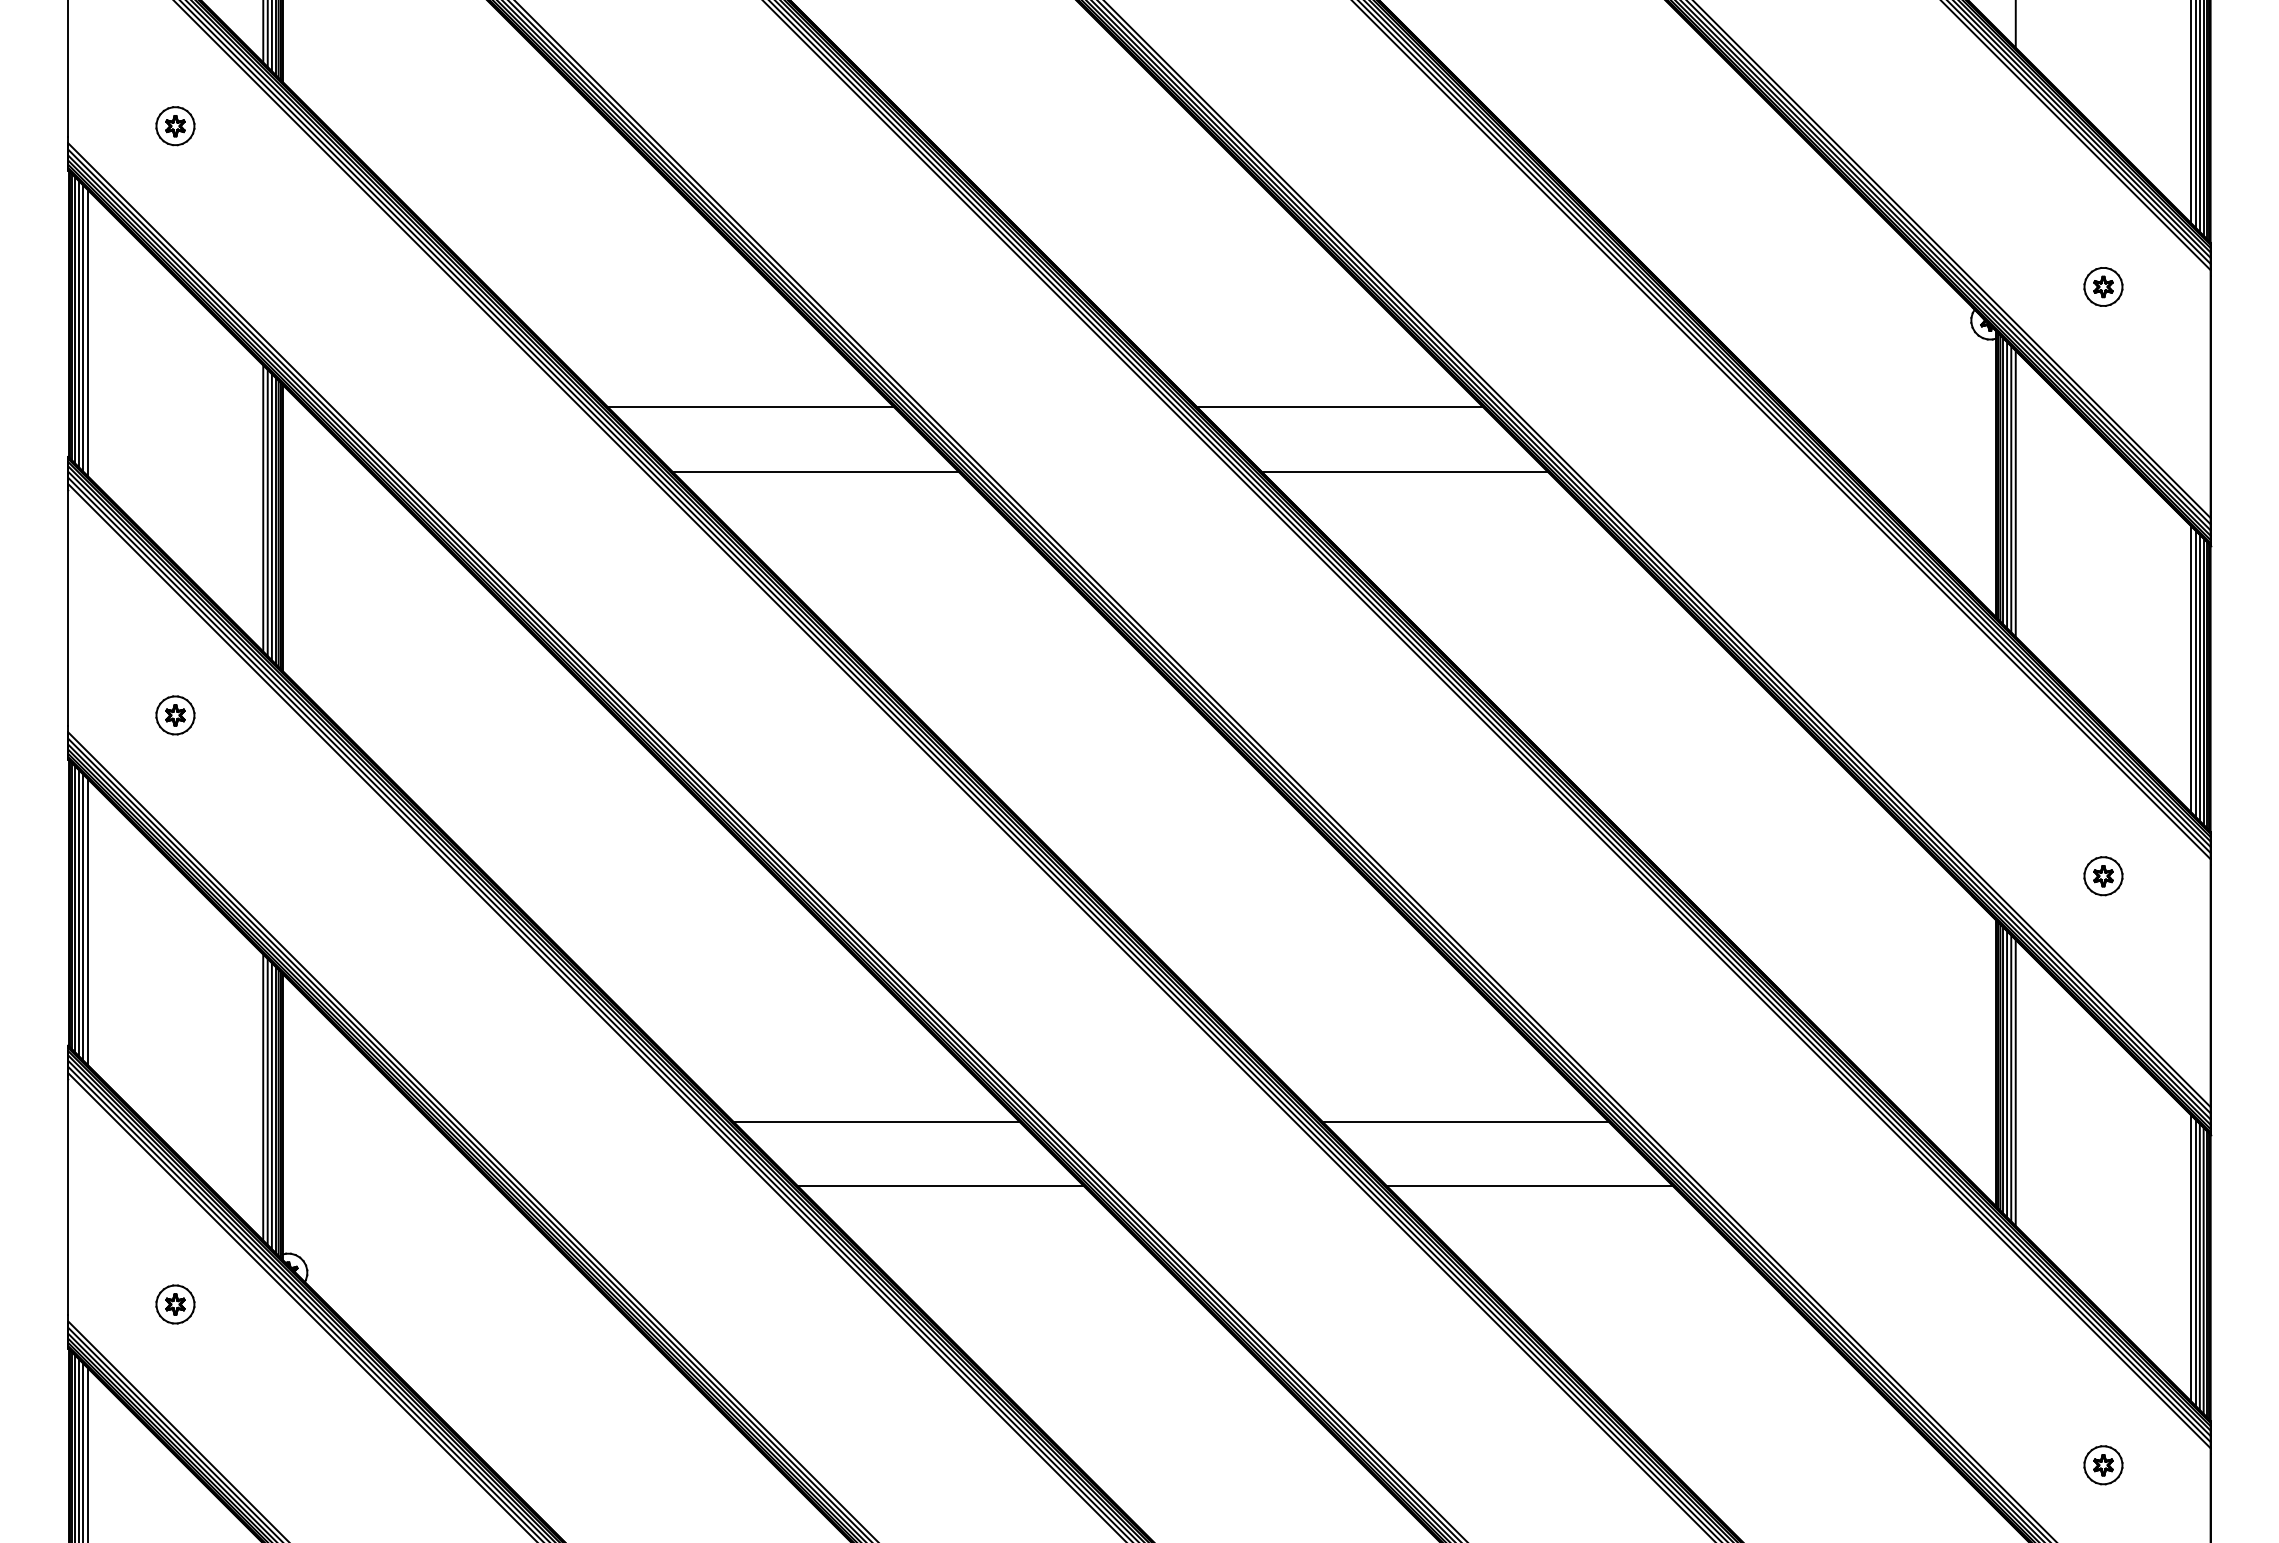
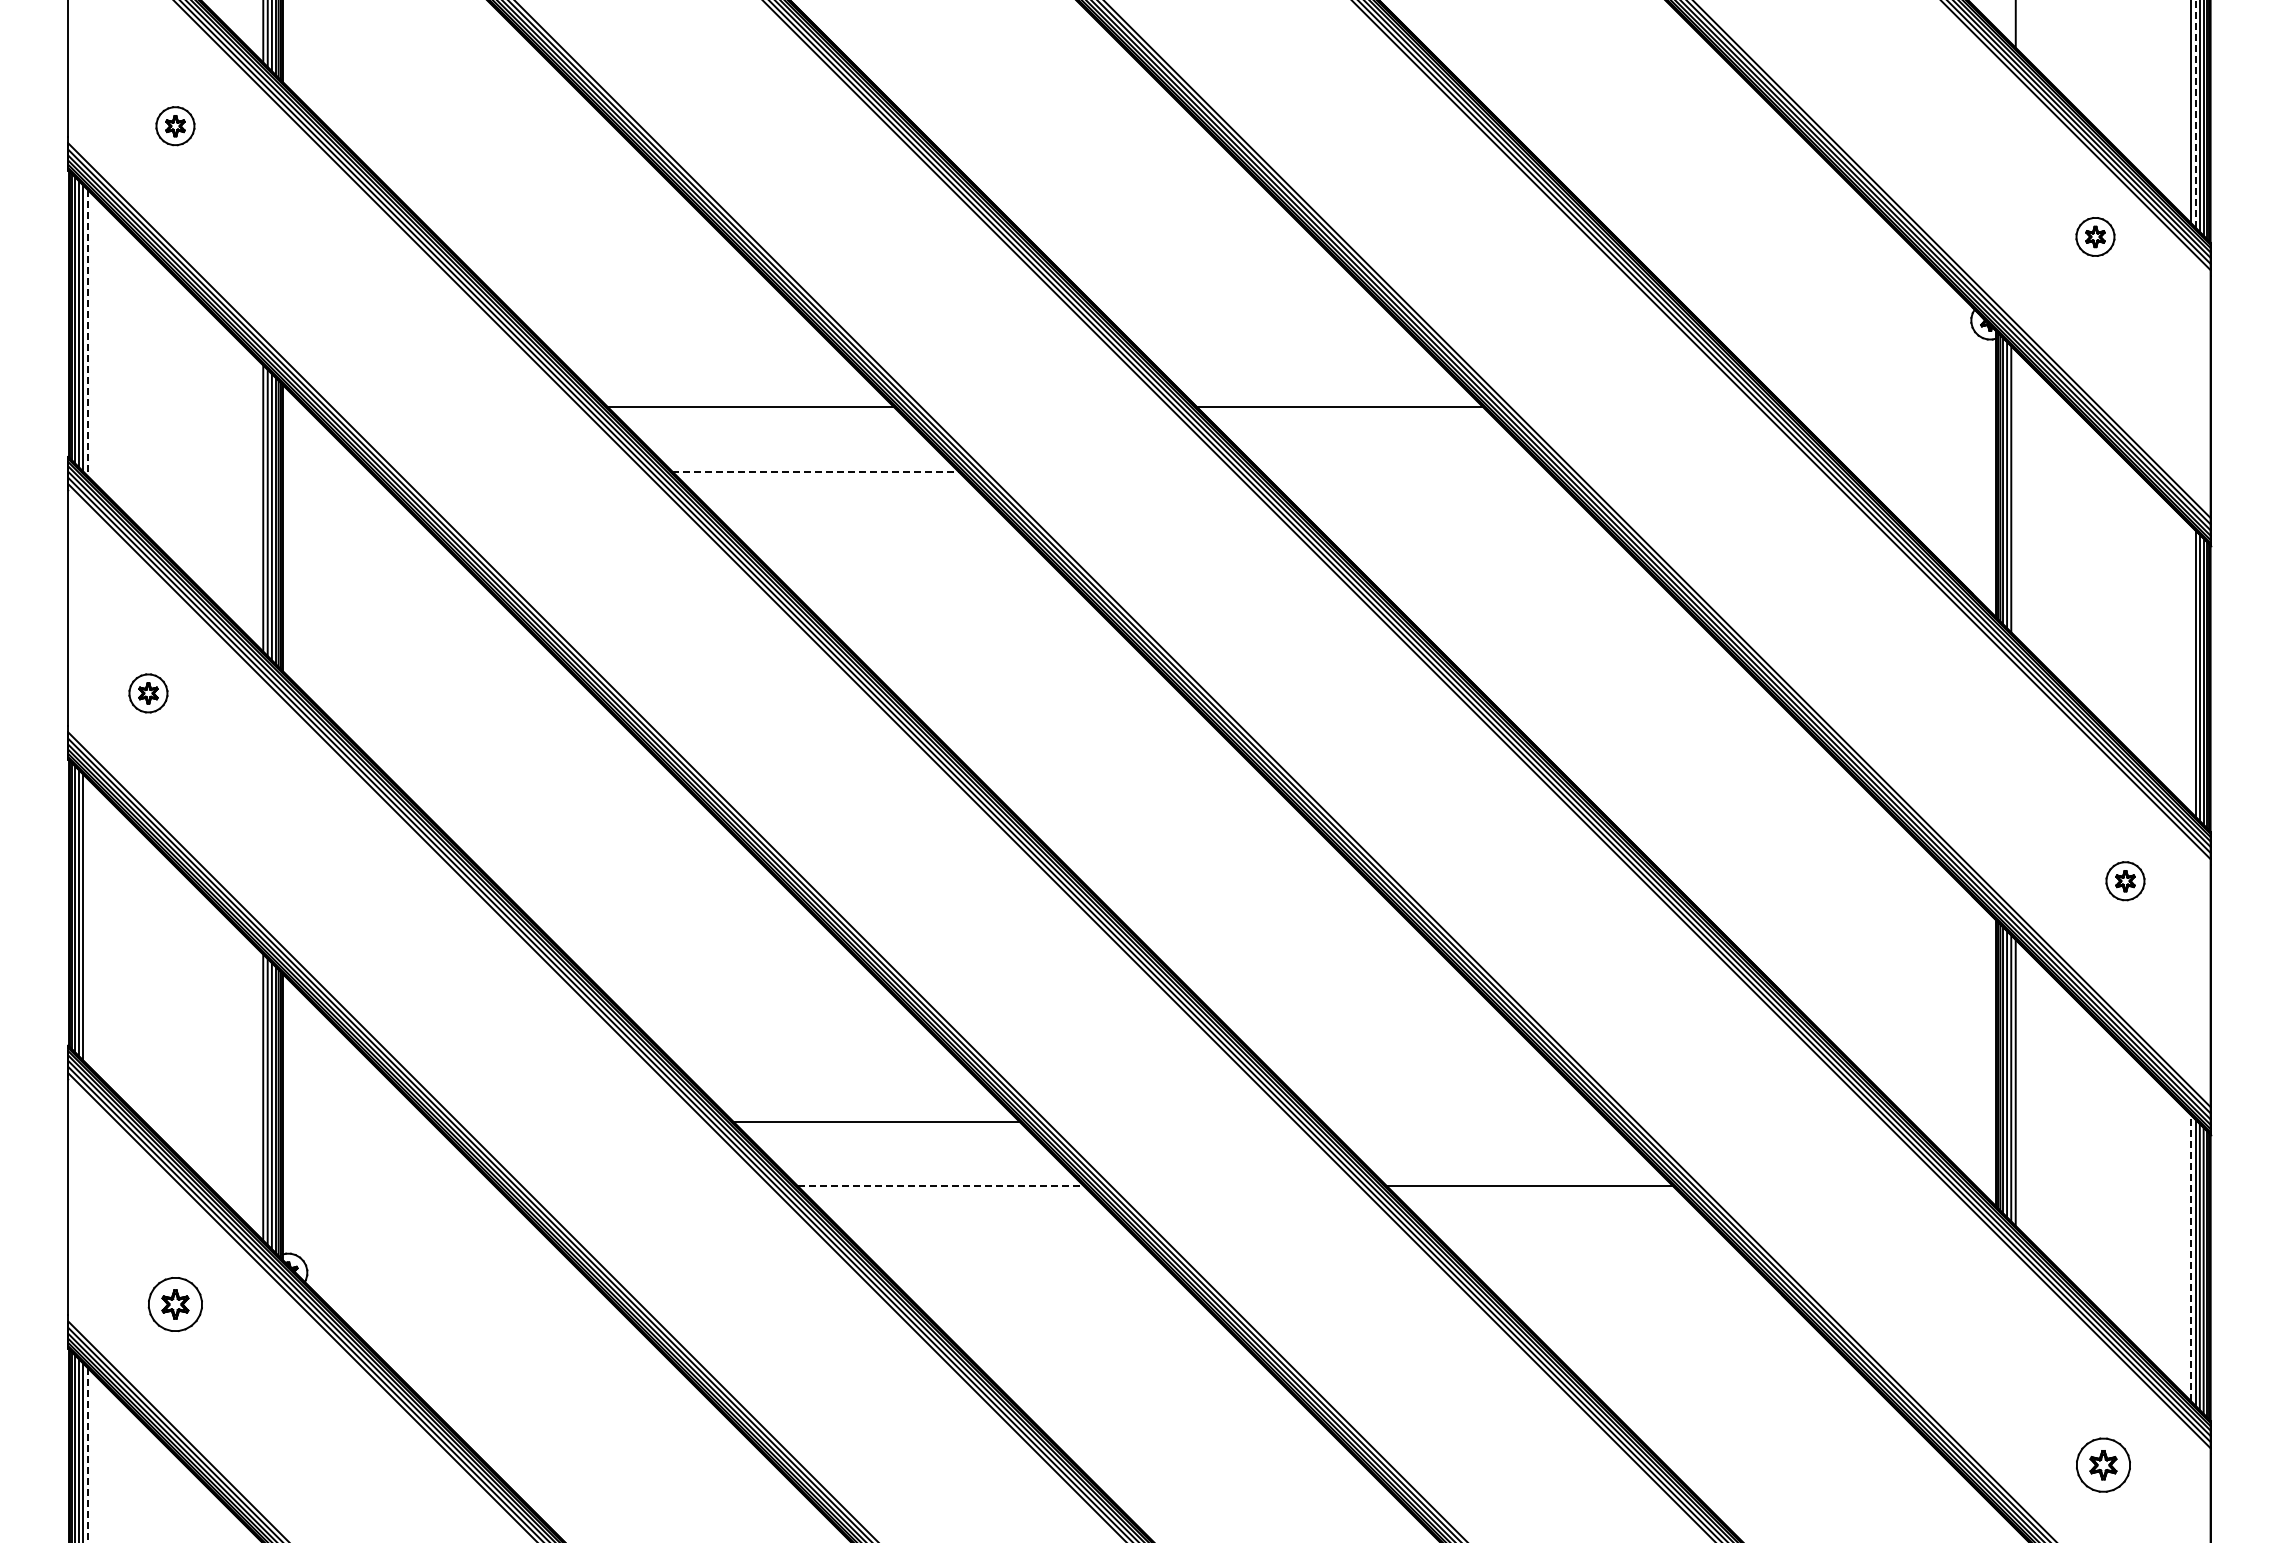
line: solid -> dashed (2195, 113)
part position: (2103, 286) -> (2095, 236) (2095, 236)
line: solid -> dashed (87, 333)
line: solid -> dashed (816, 471)
line: present -> none (1404, 471)
line: present -> none (2015, 493)
line: present -> none (2191, 669)
part position: (175, 715) -> (148, 693) (148, 693)
part position: (2103, 876) -> (2125, 881) (2125, 881)
line: present -> none (87, 922)
line: present -> none (1465, 1121)
line: solid -> dashed (941, 1185)
line: solid -> dashed (2191, 1257)
part size: 41x41 px -> 56x55 px (174, 1304)
line: solid -> dashed (87, 1455)
part size: 41x41 px -> 55x56 px (2103, 1464)
